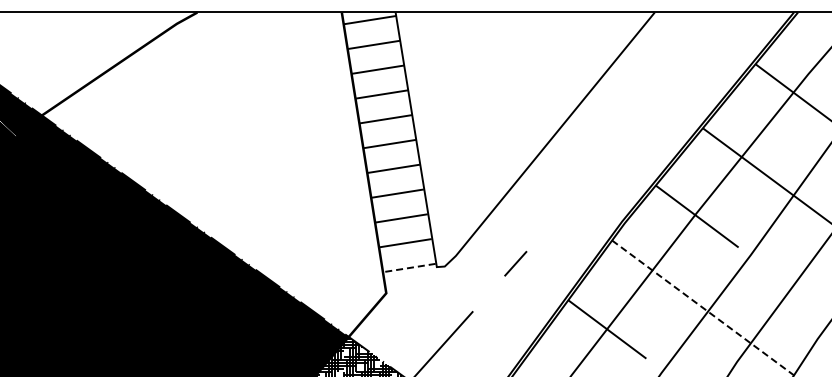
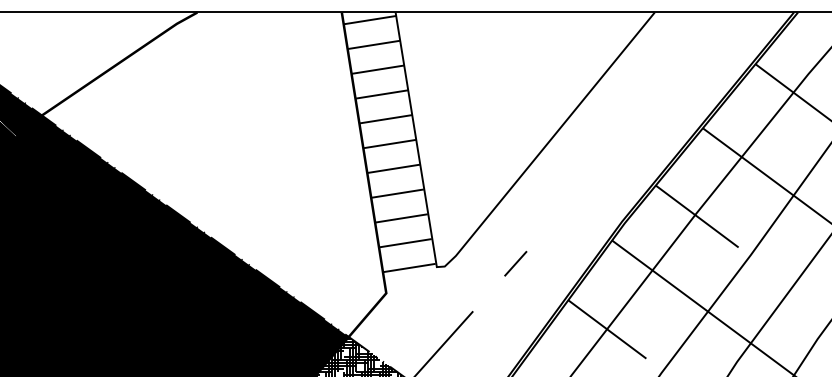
line: dashed -> solid (409, 268)
line: dashed -> solid (704, 308)
